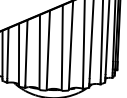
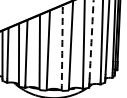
arc: solid -> dashed (91, 39)
arc: solid -> dashed (62, 48)
